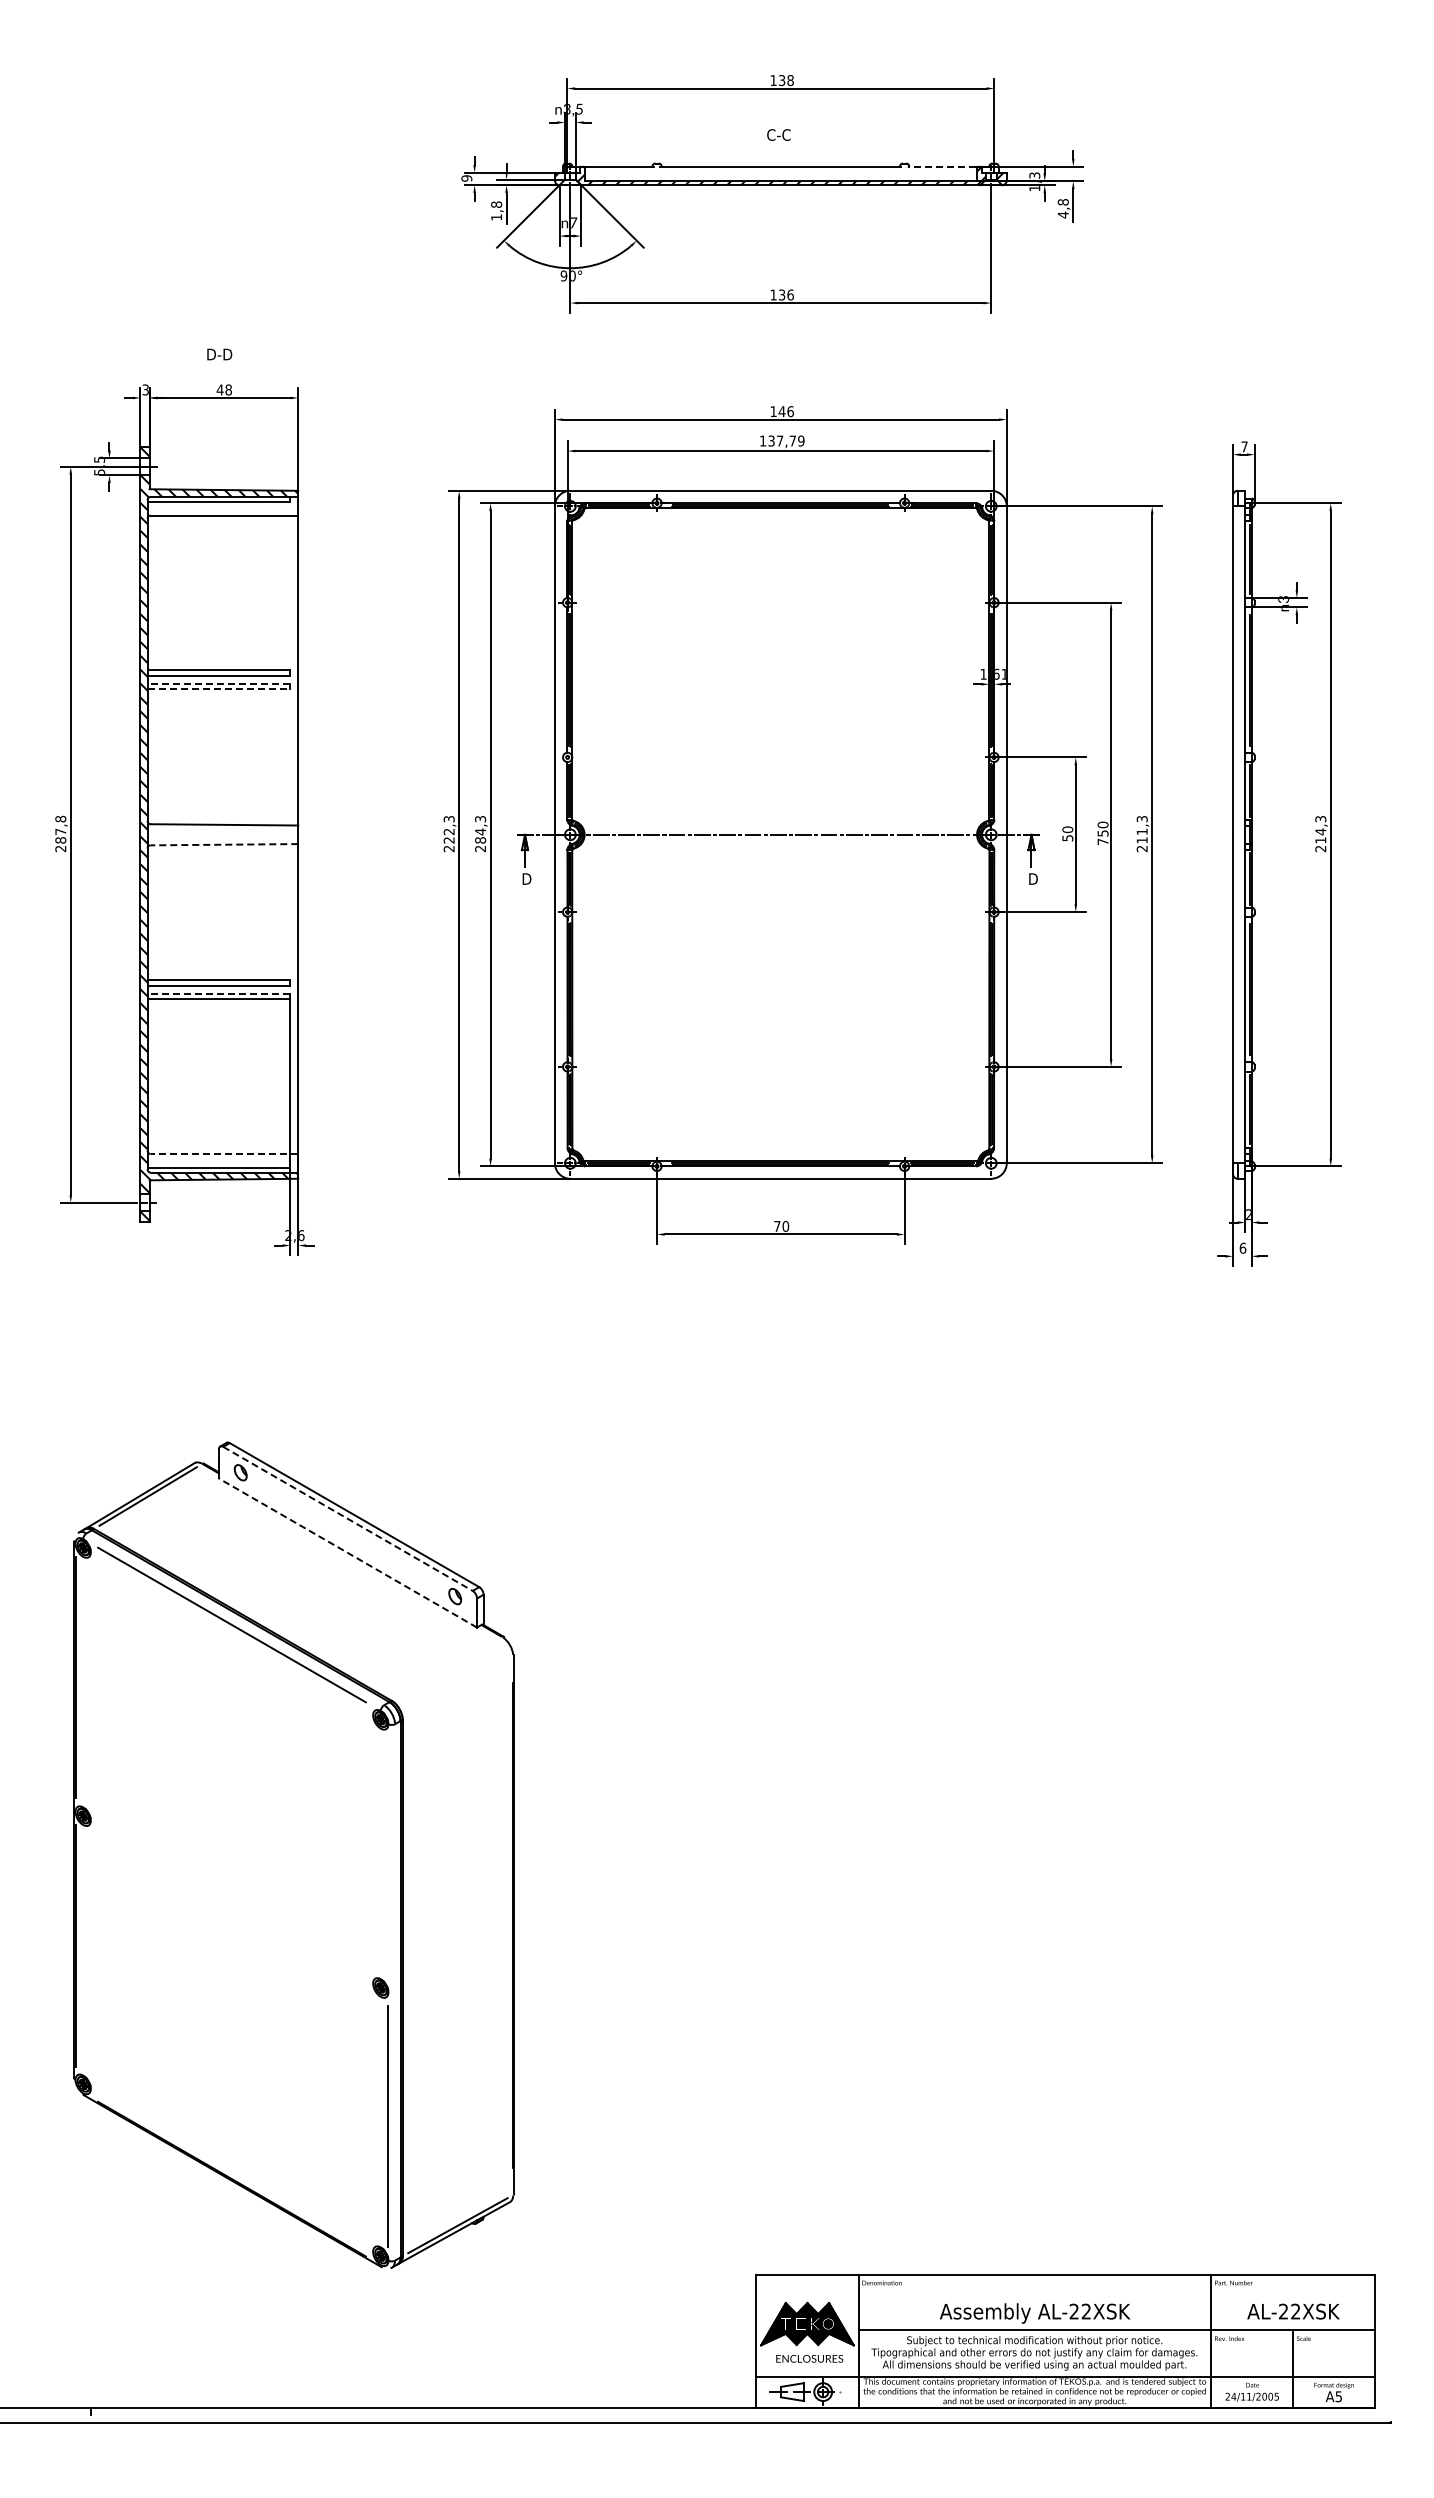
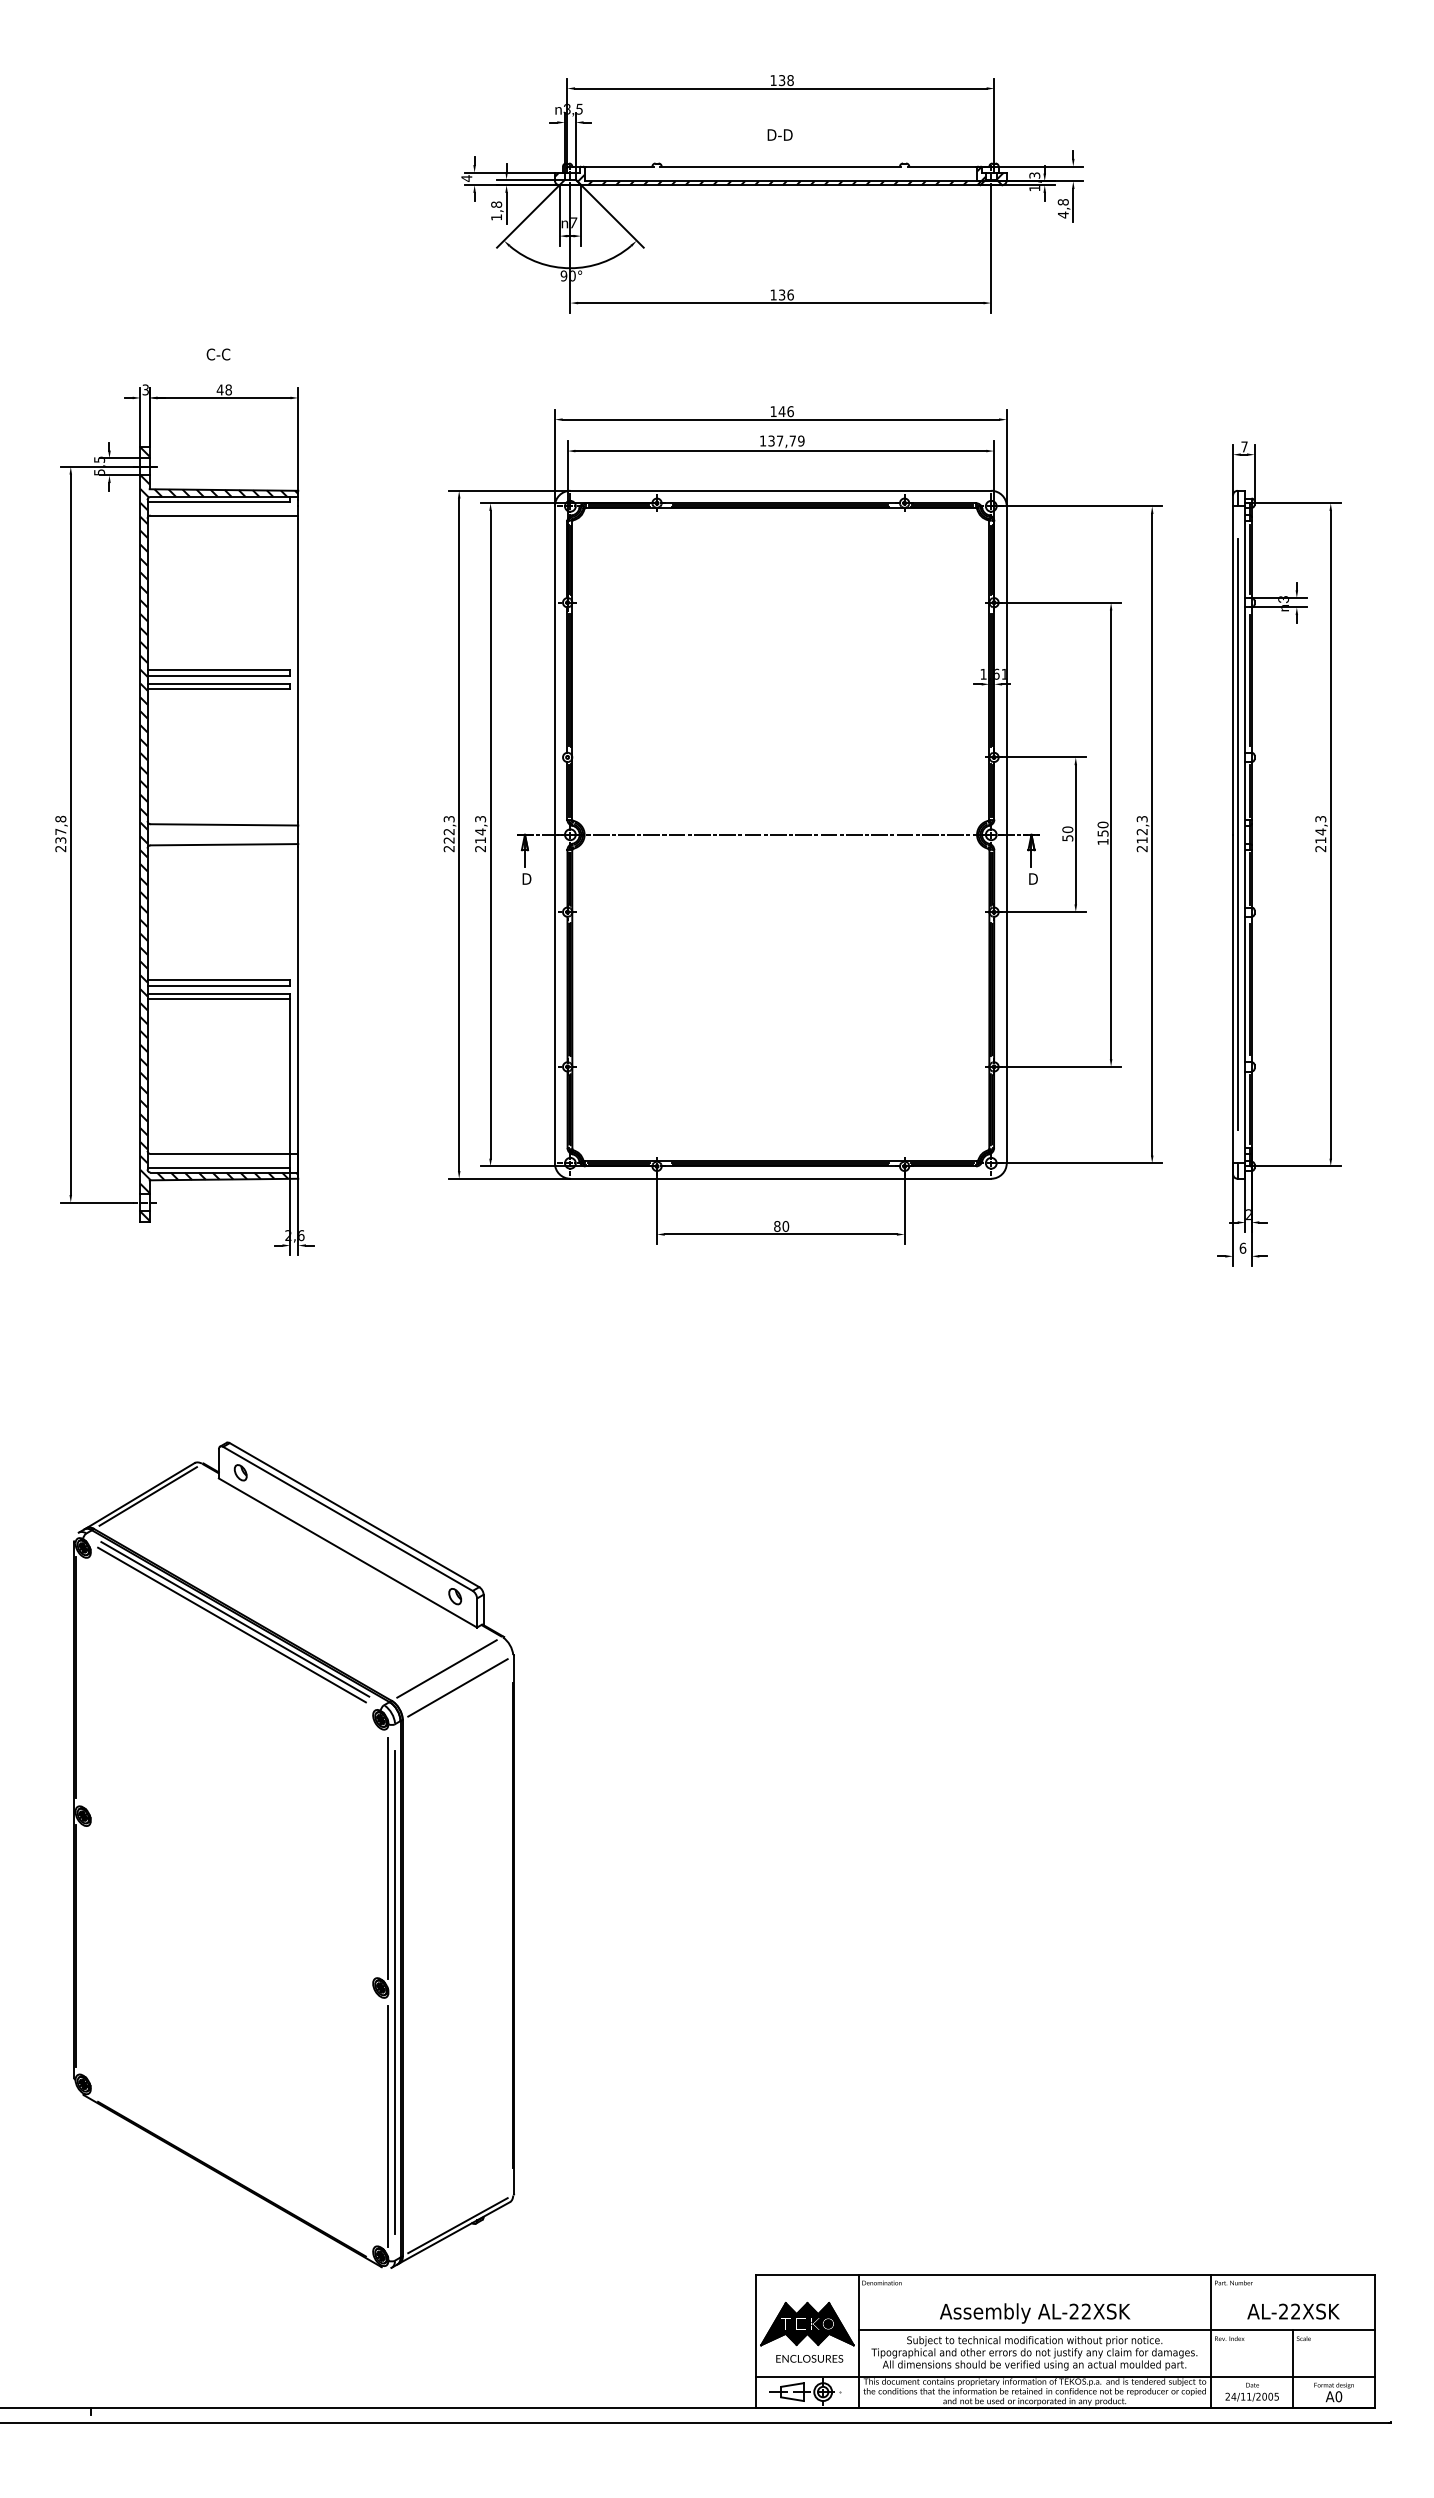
text: C-C -> D-D (779, 134)
line: dashed -> solid (941, 166)
text: 9 -> 4 (466, 178)
text: D-D -> C-C (219, 354)
line: dashed -> solid (218, 683)
line: dashed -> solid (219, 689)
text: 211,3 -> 212,3 (1141, 832)
line: none -> present (1237, 834)
text: 287,8 -> 237,8 (60, 840)
text: 284,3 -> 214,3 (480, 840)
text: 750 -> 150 (1102, 842)
line: dashed -> solid (224, 844)
line: dashed -> solid (218, 993)
line: dashed -> solid (224, 1154)
text: 70 -> 80 (777, 1226)
line: dashed -> solid (348, 1519)
line: dashed -> solid (347, 1552)
line: none -> present (235, 1619)
line: none -> present (446, 1668)
line: none -> present (457, 1687)
line: none -> present (388, 1858)
line: none -> present (395, 1992)
text: A5 -> A0 (1338, 2396)
